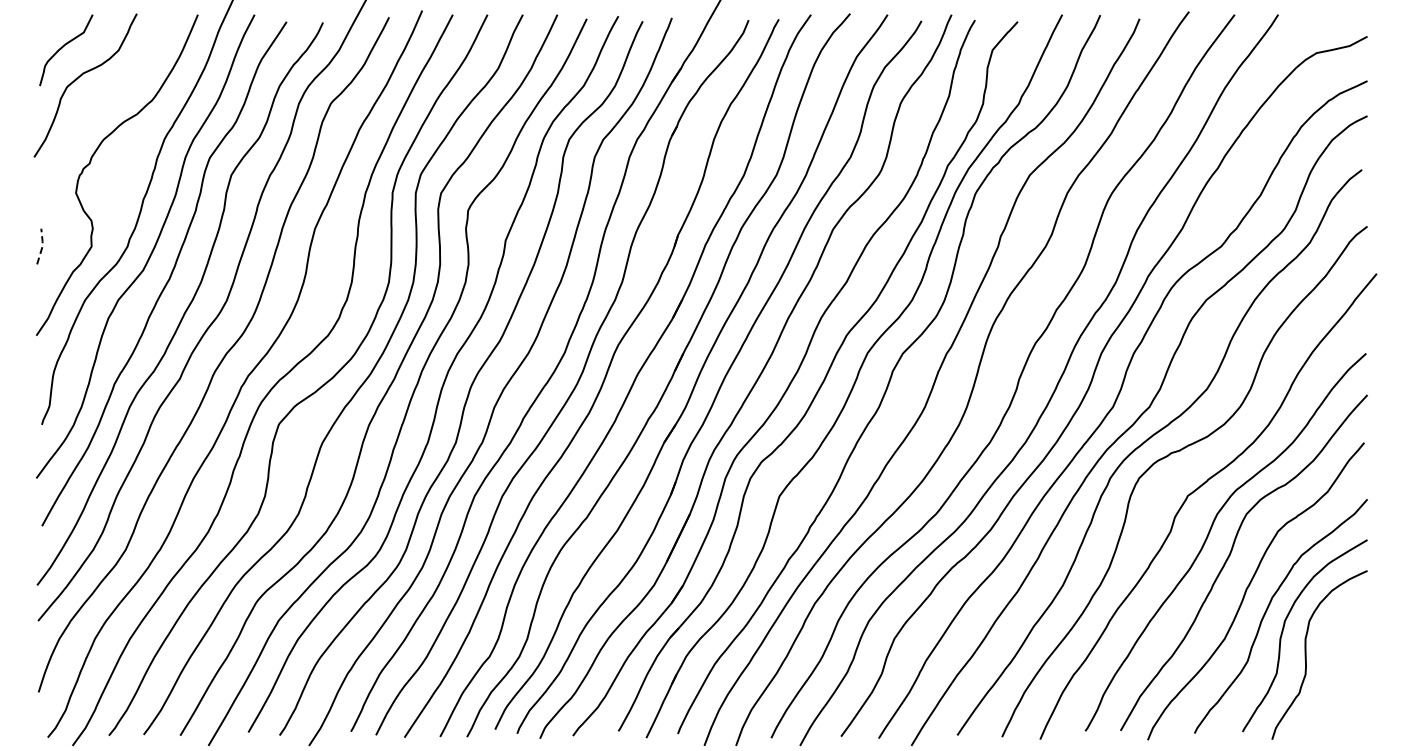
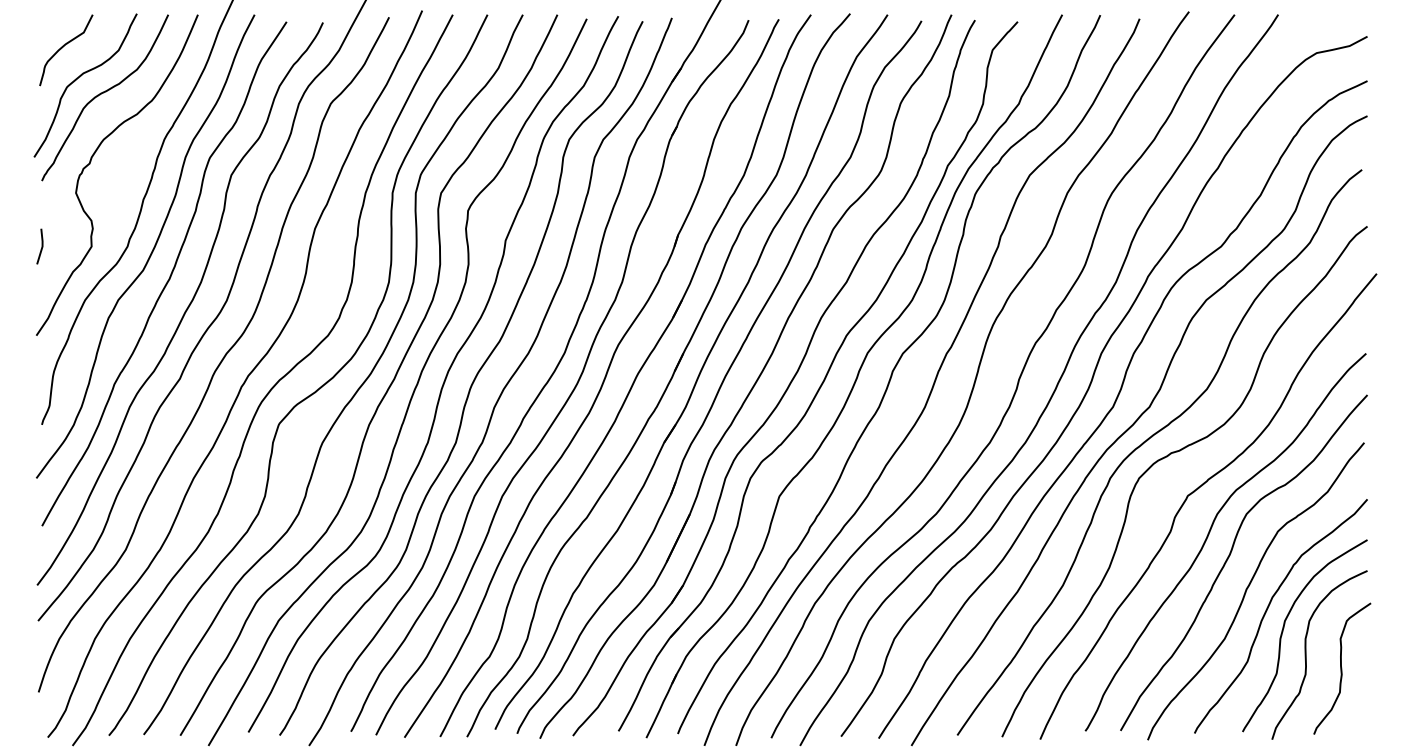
curve: none -> present (103, 93)
line: dashed -> solid (42, 246)
curve: none -> present (1342, 668)
